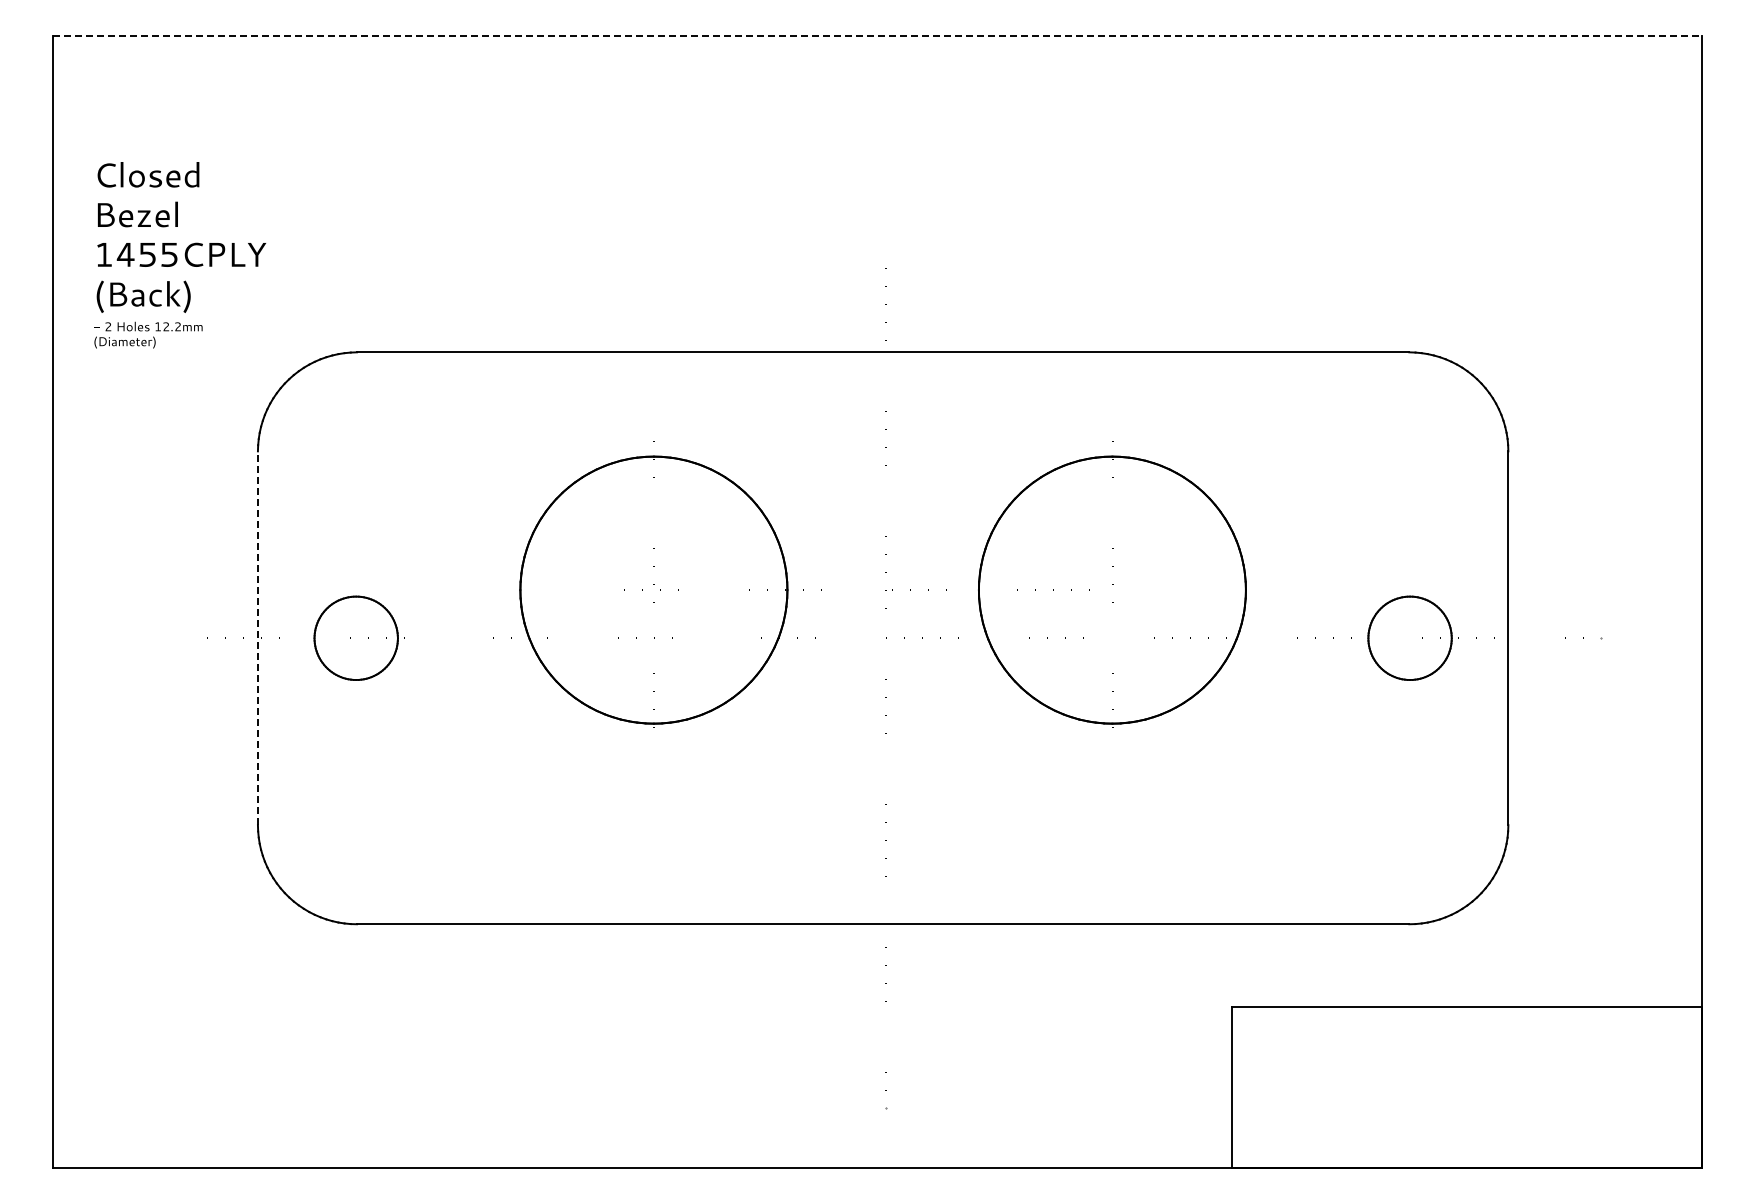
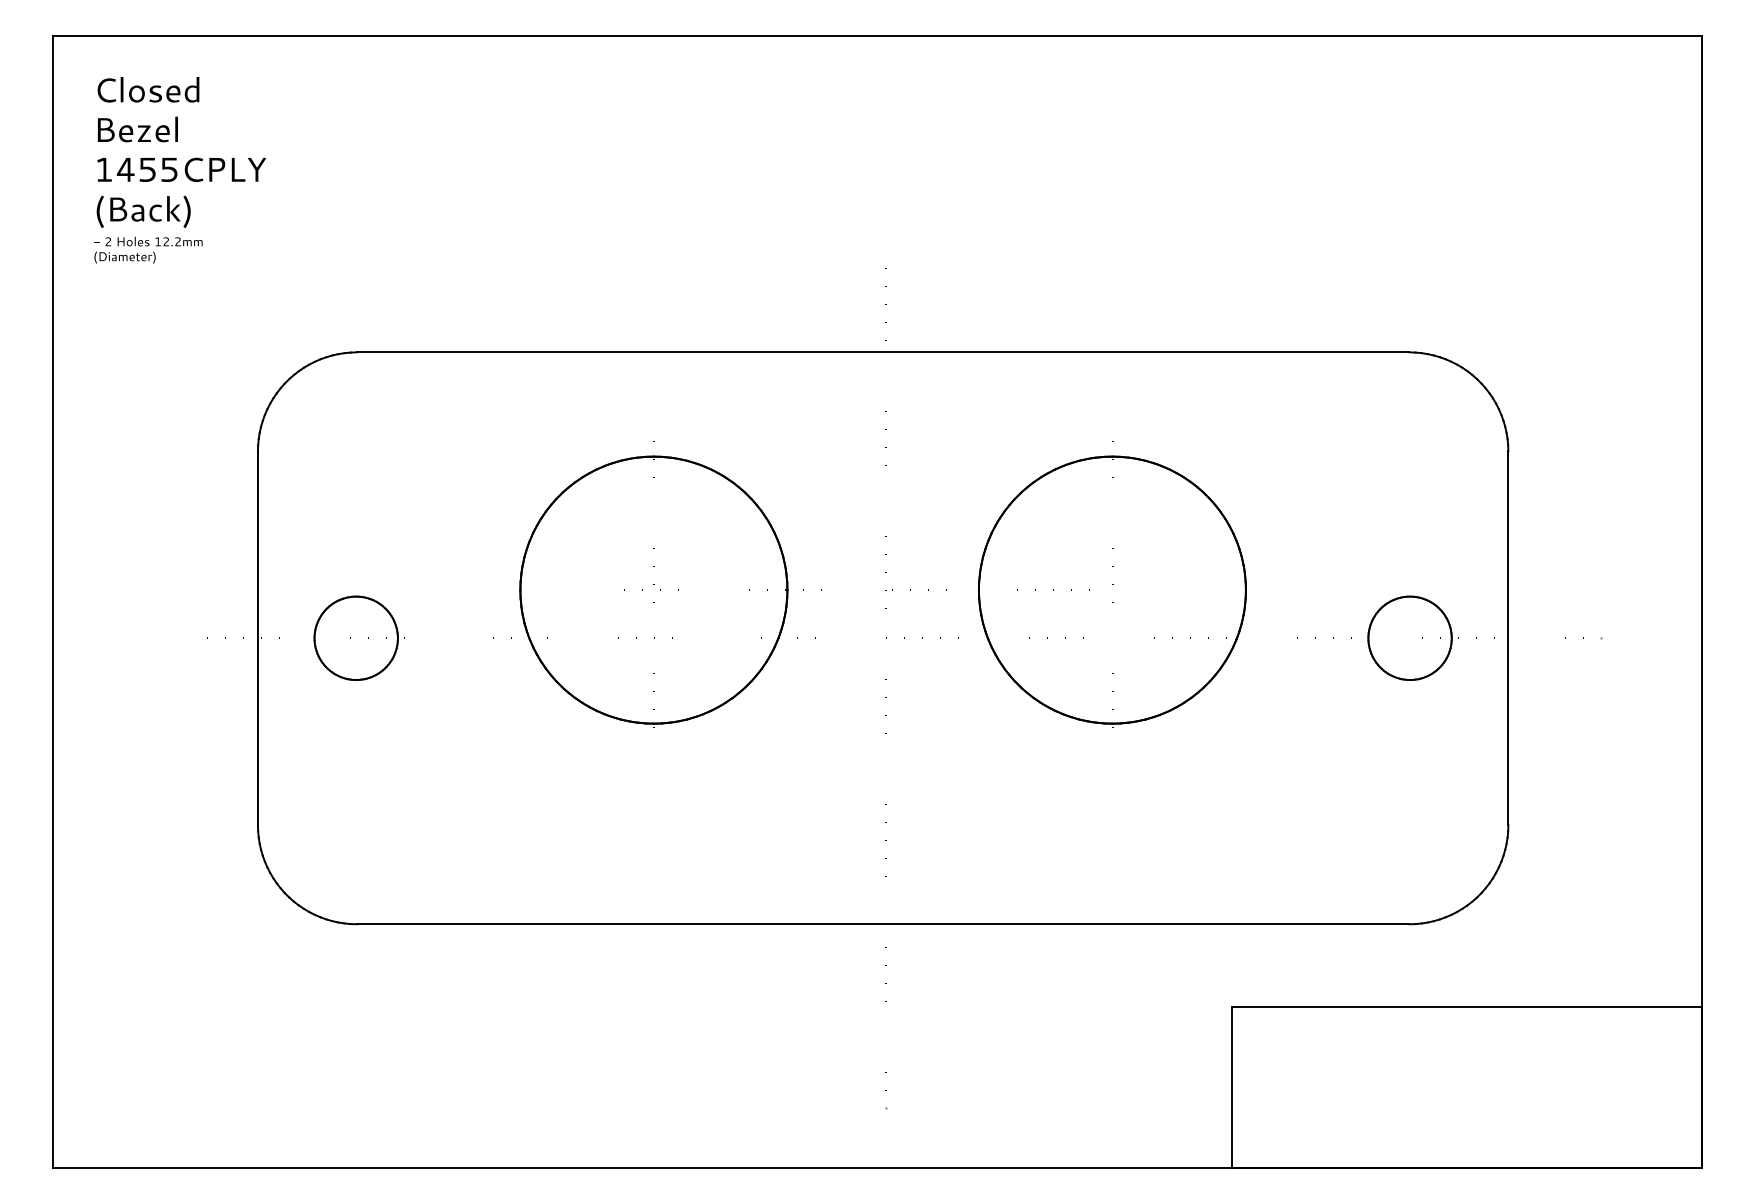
line: dashed -> solid (877, 36)
text position: (180, 255) -> (180, 170) (180, 170)
line: dashed -> solid (257, 638)
